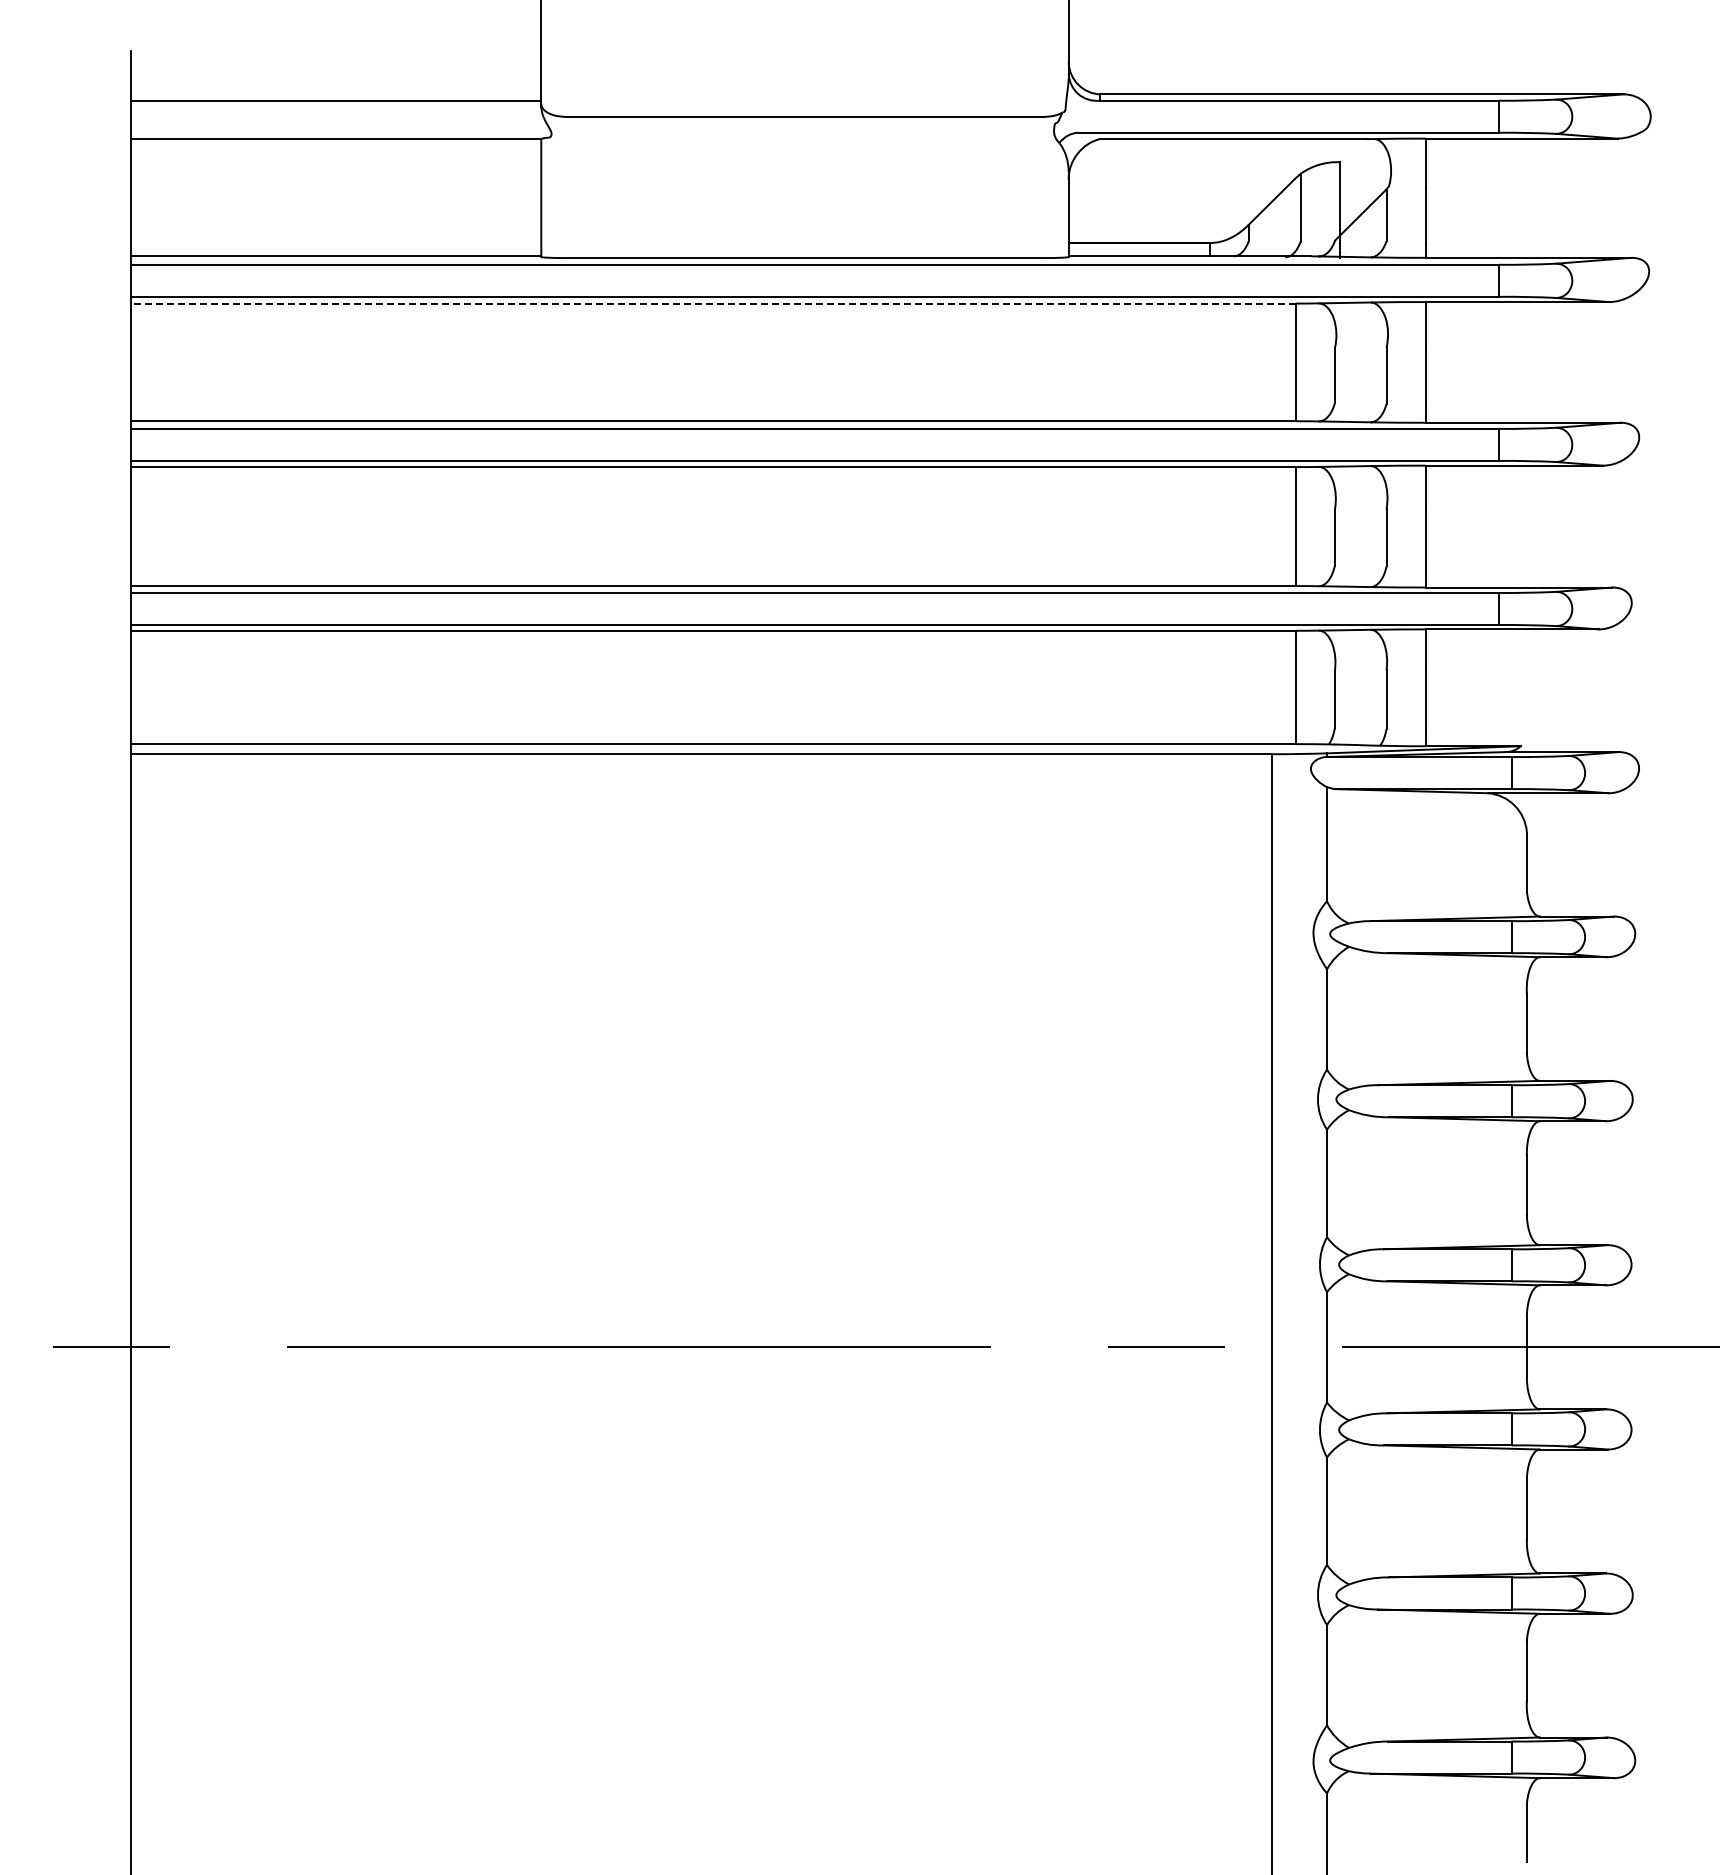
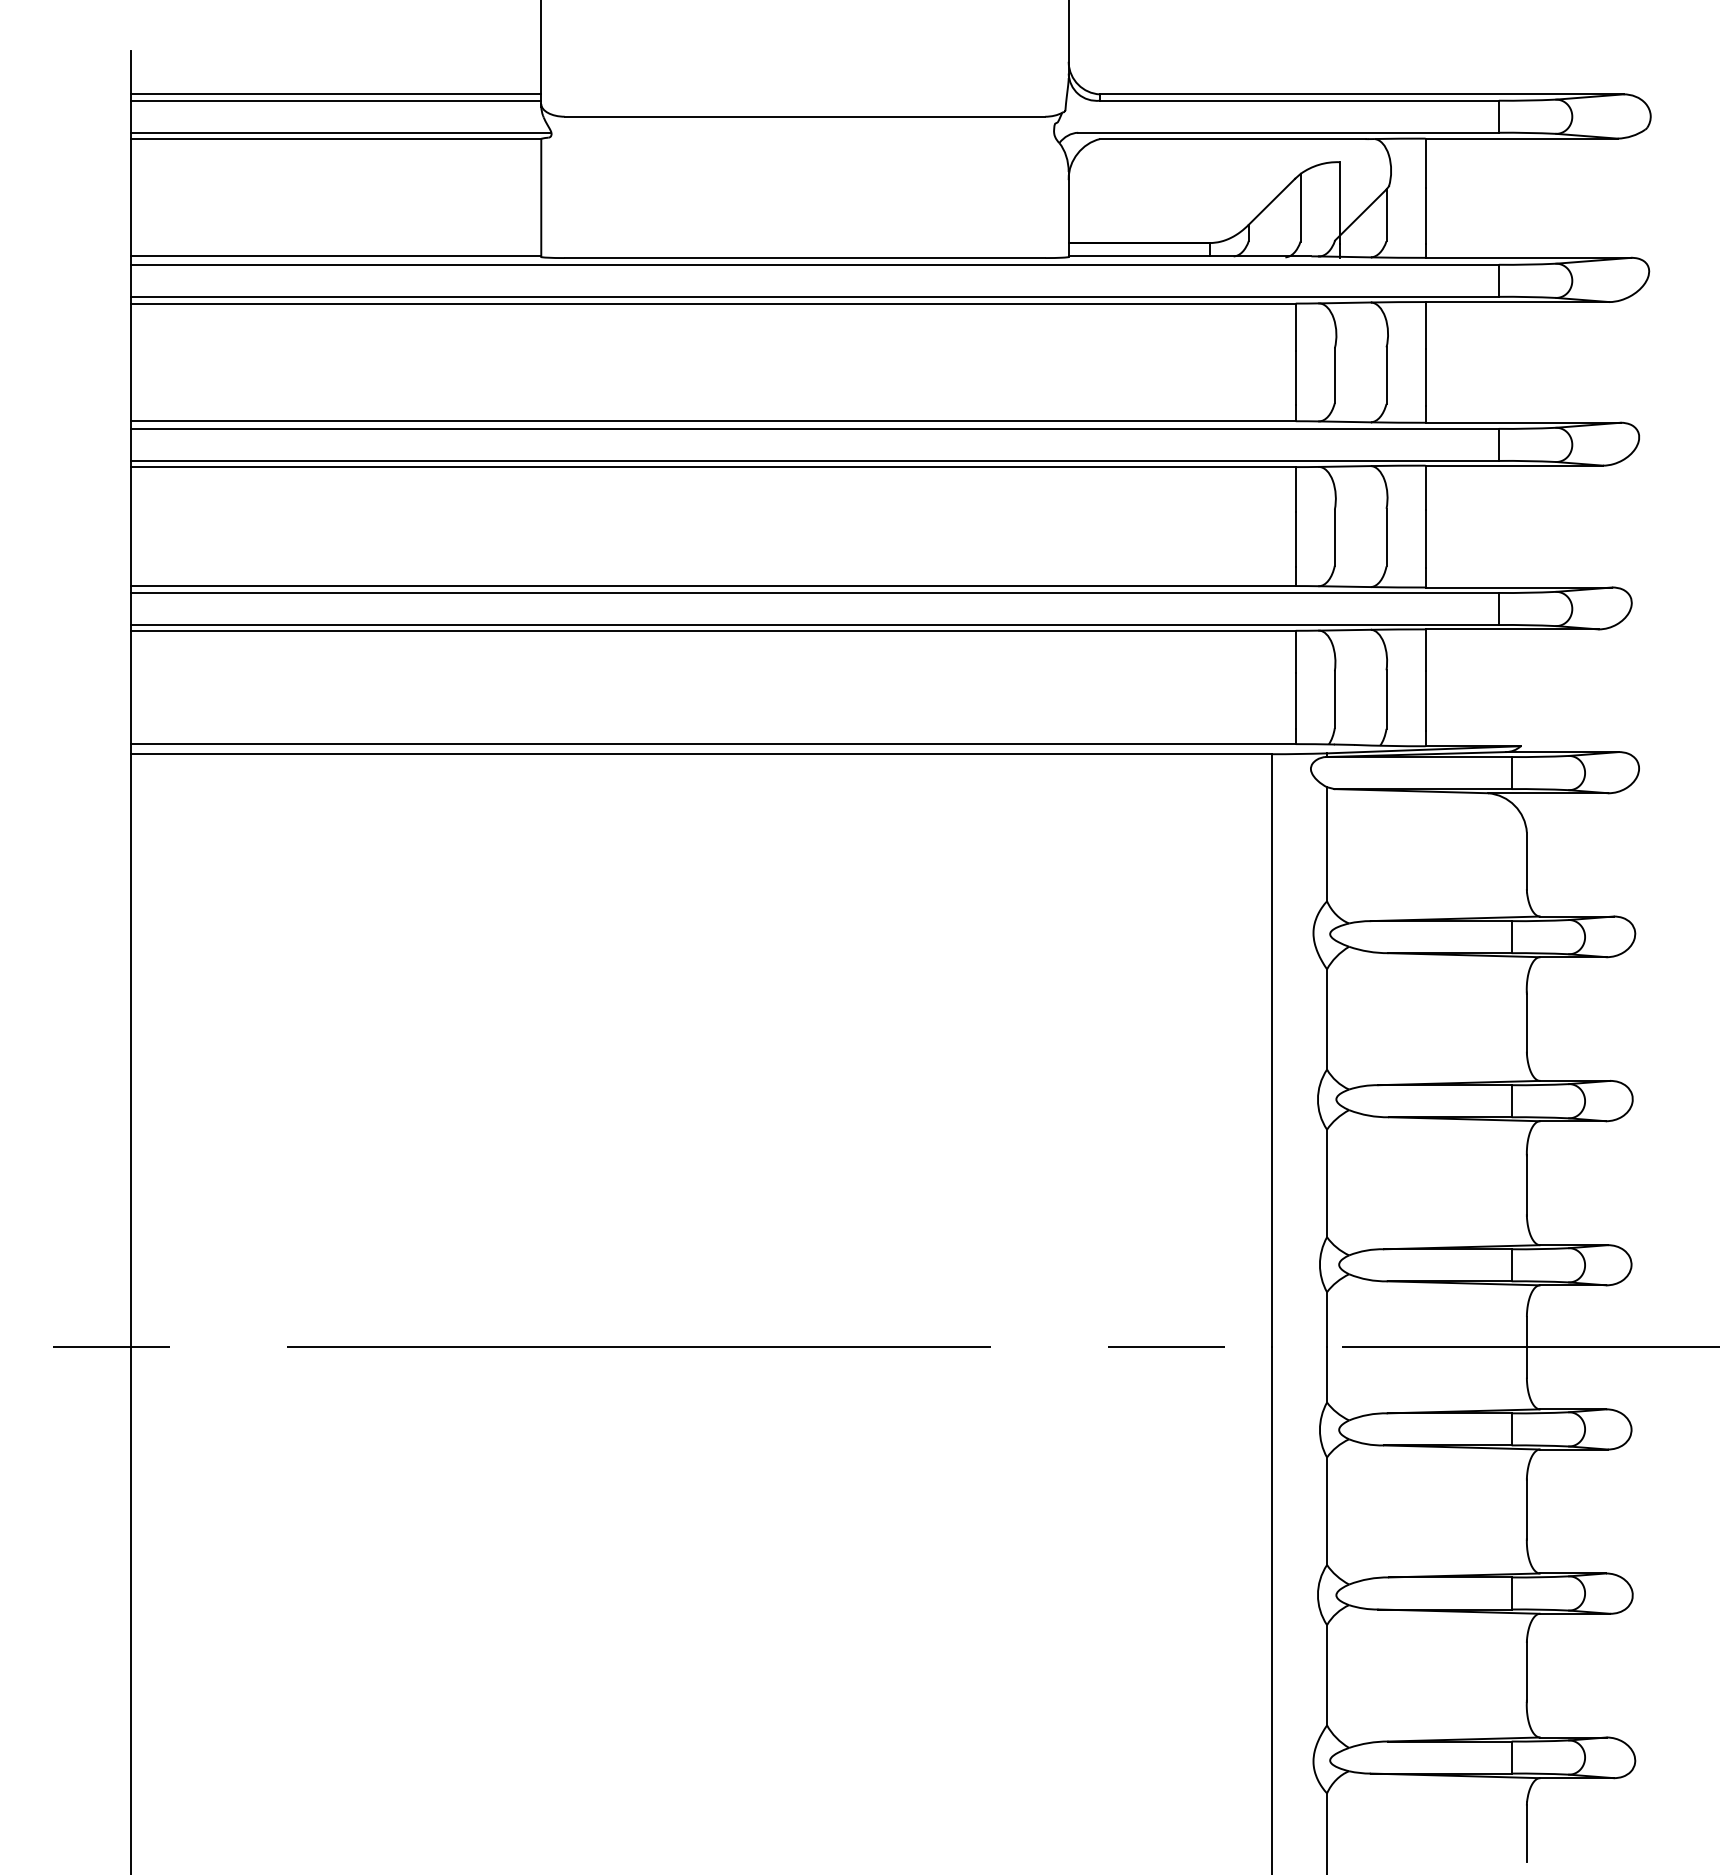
line: none -> present (336, 94)
line: none -> present (341, 132)
line: dashed -> solid (712, 303)
